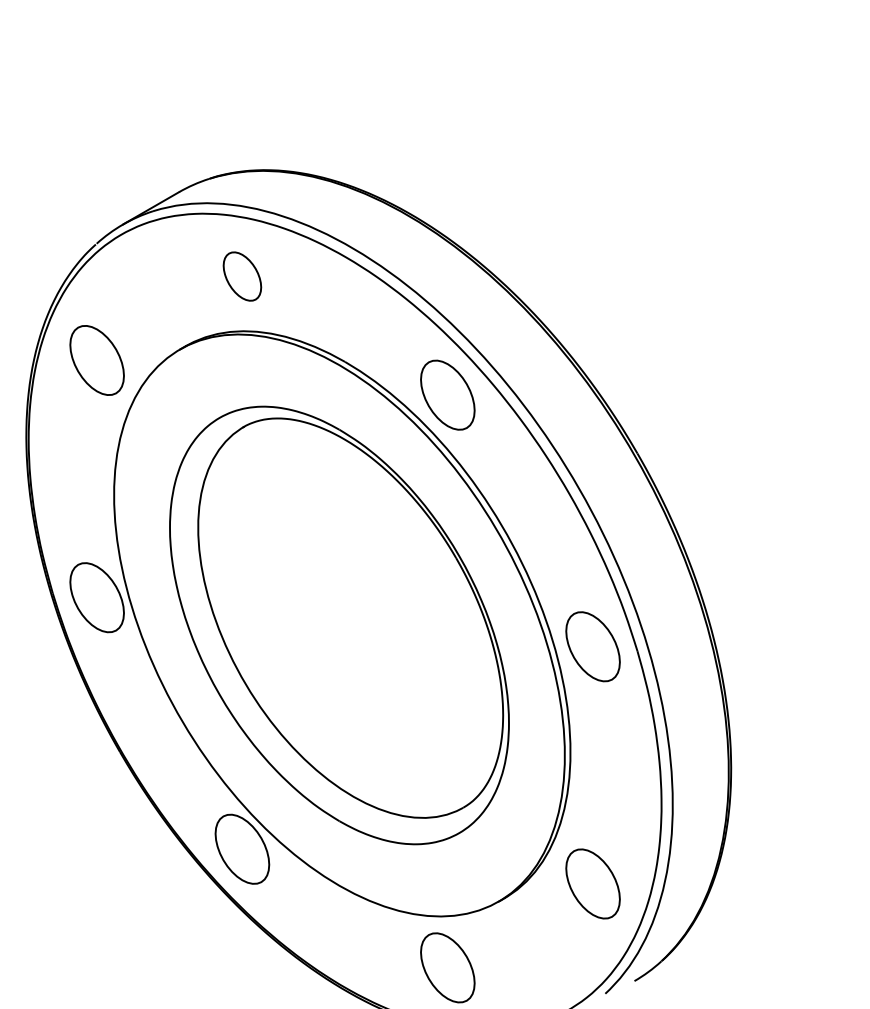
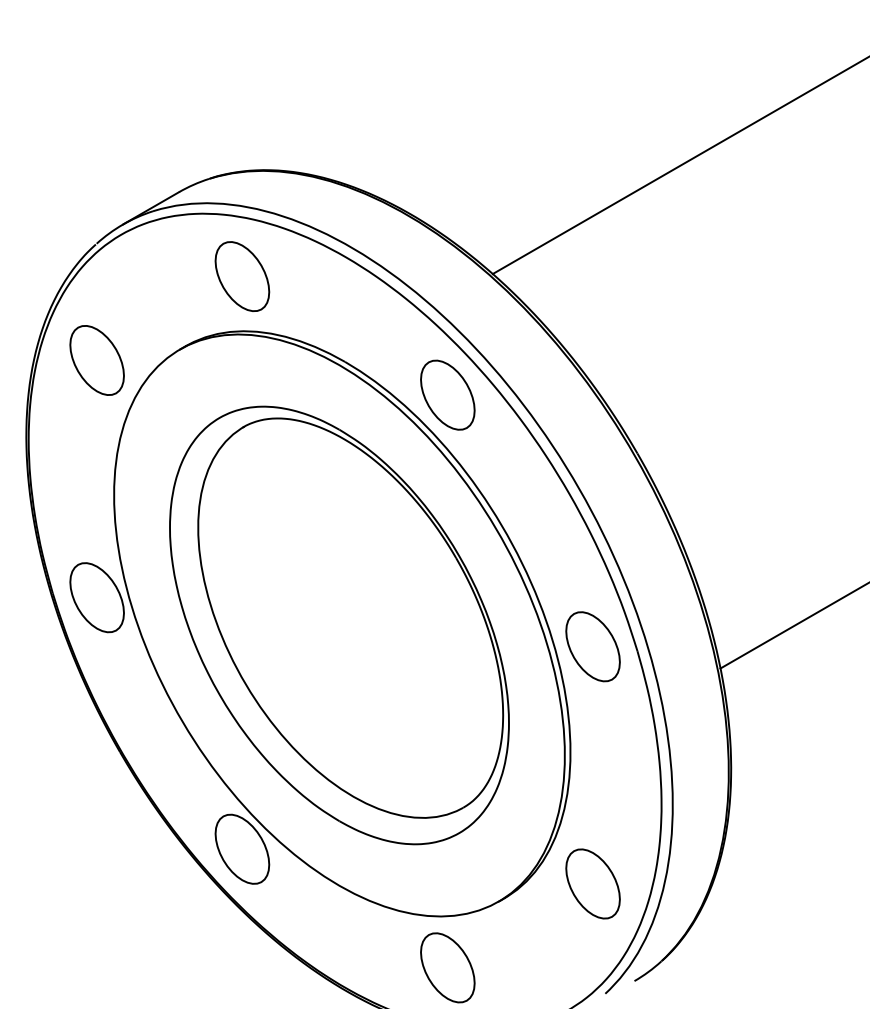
line: none -> present (679, 166)
part size: 41x51 px -> 57x71 px (242, 276)
line: none -> present (793, 626)
